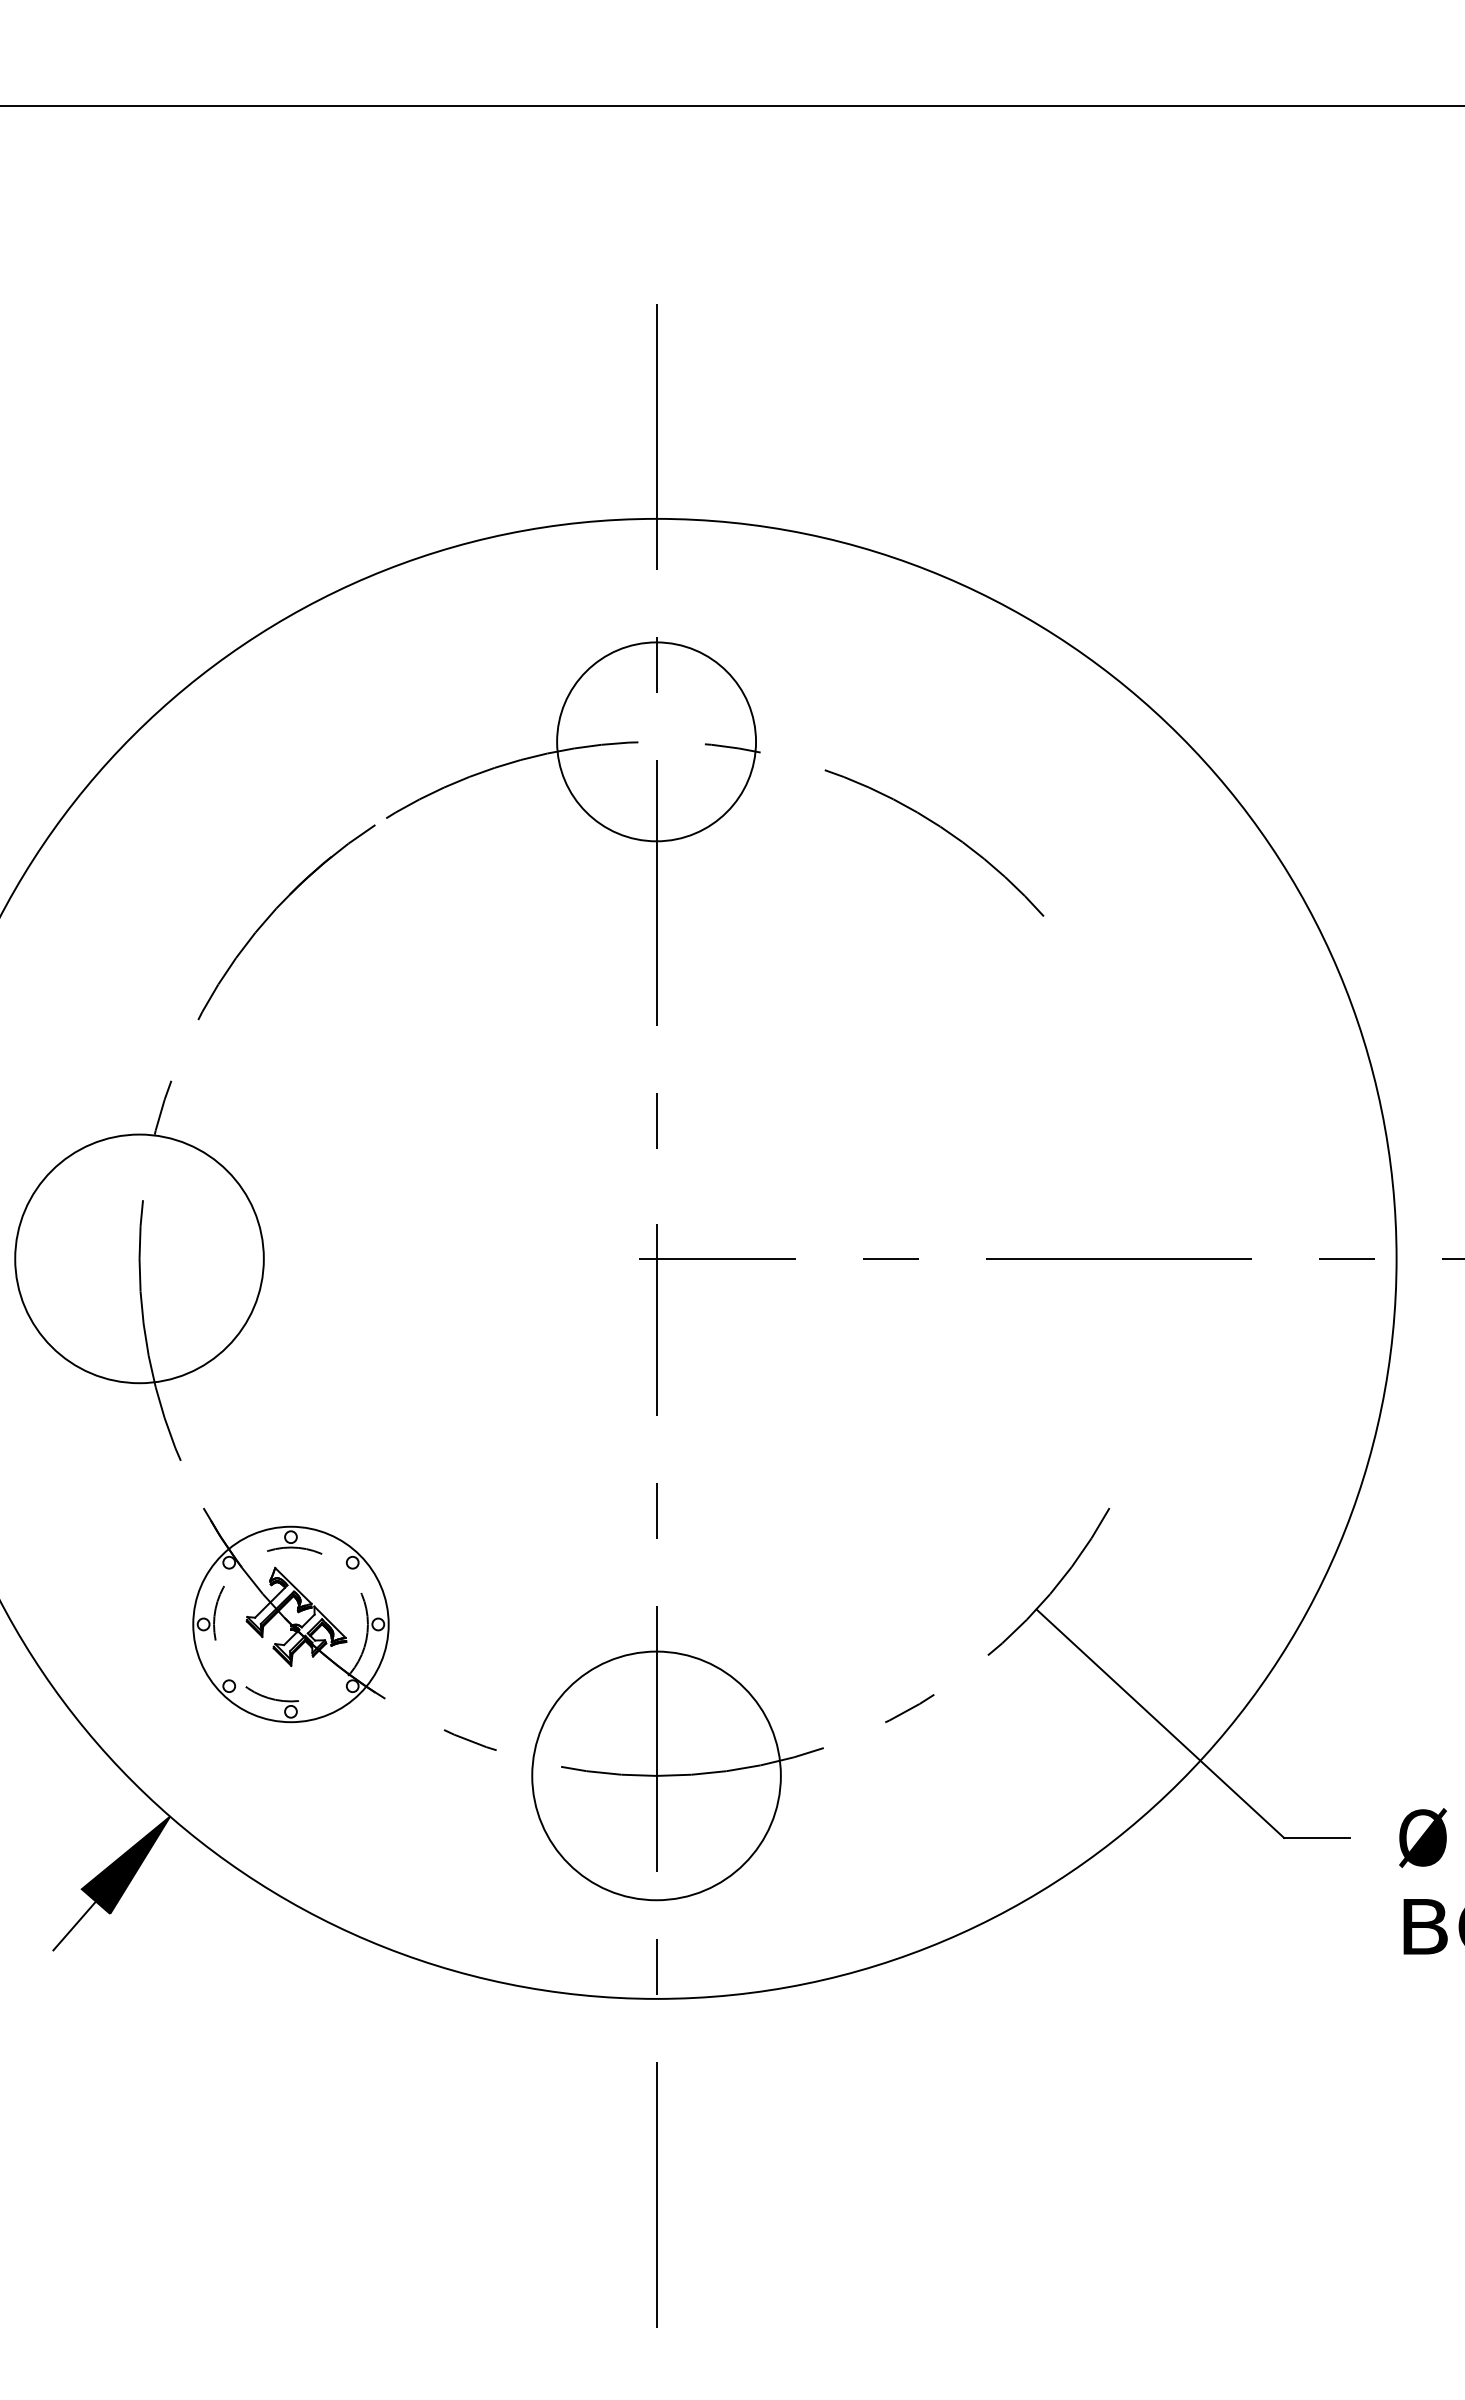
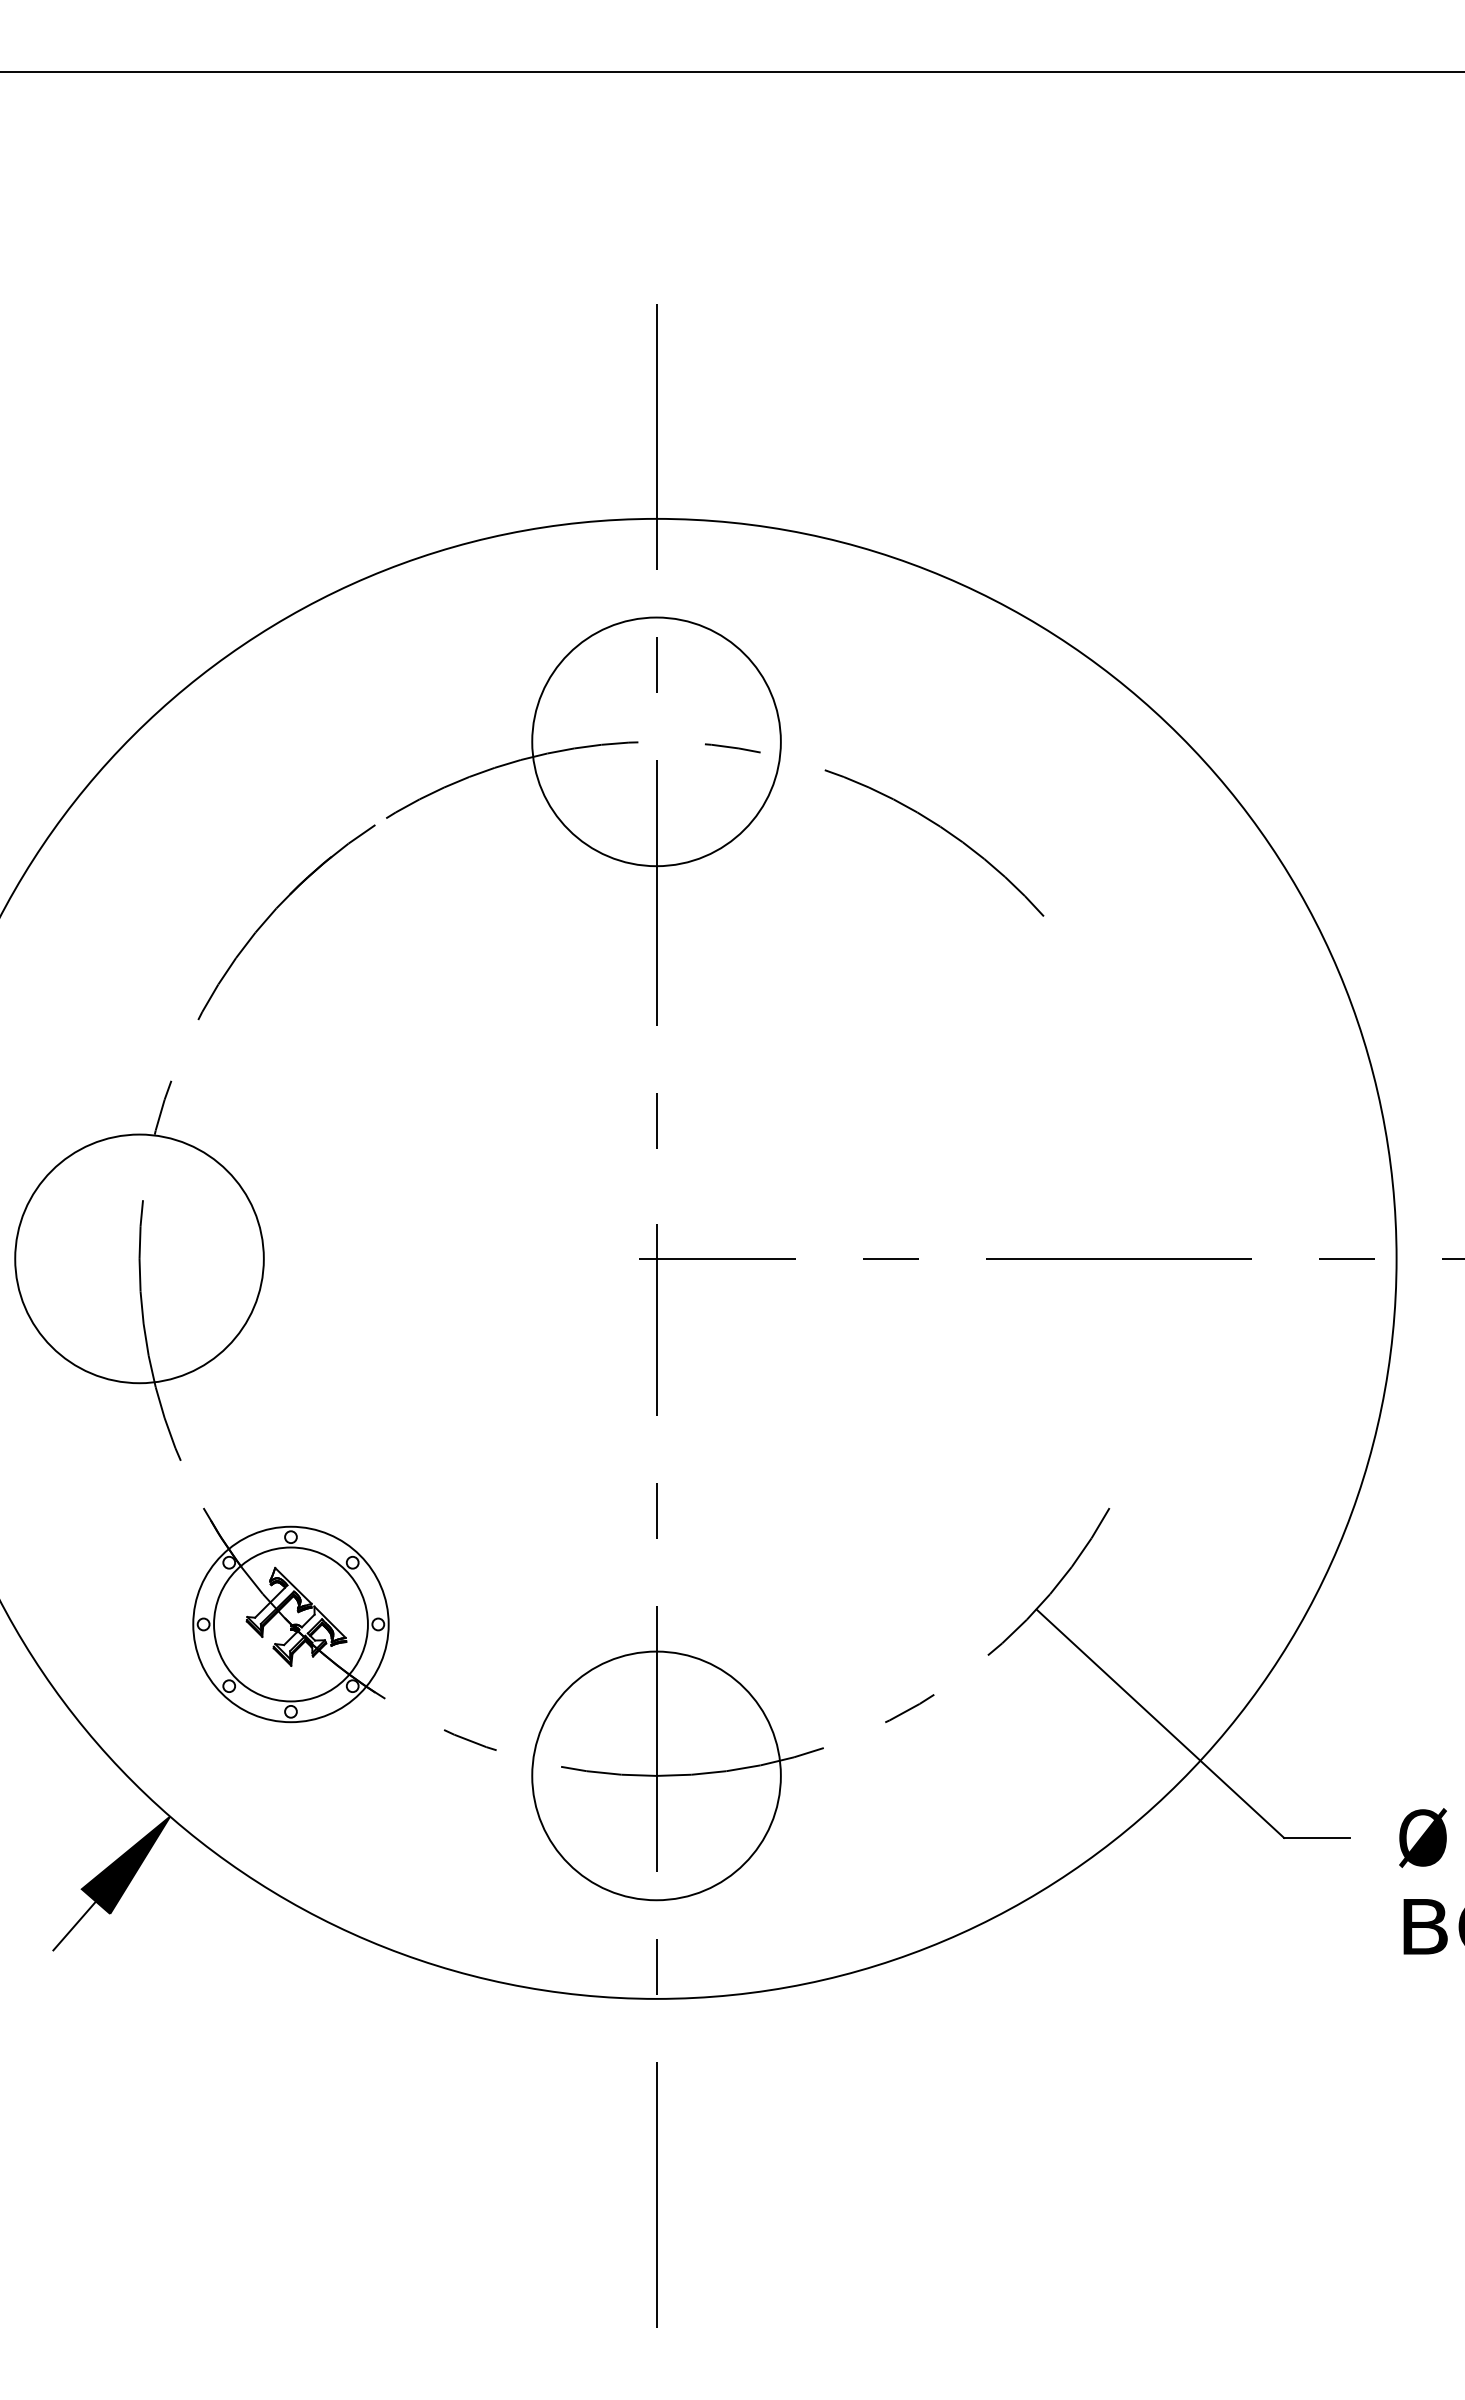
line position: (731, 105) -> (731, 71) (731, 71)
circle diameter: 199 px -> 249 px (656, 741)
circle: dashed -> solid (290, 1624)
